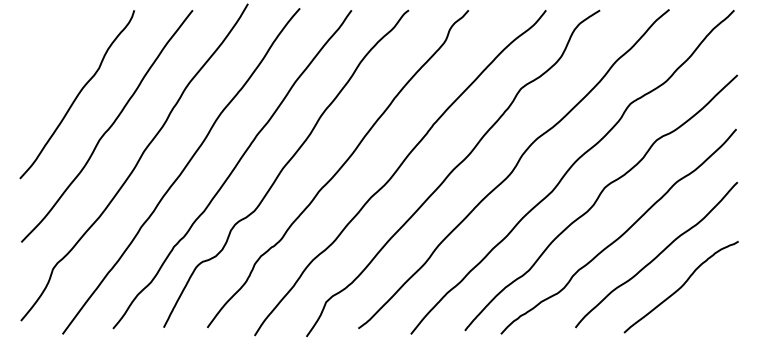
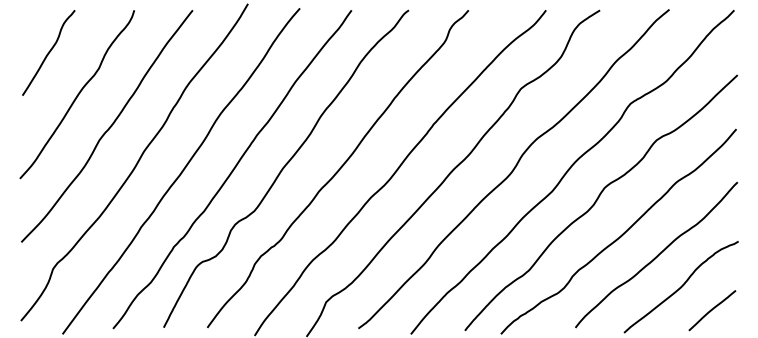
curve: none -> present (48, 52)
curve: none -> present (712, 310)
